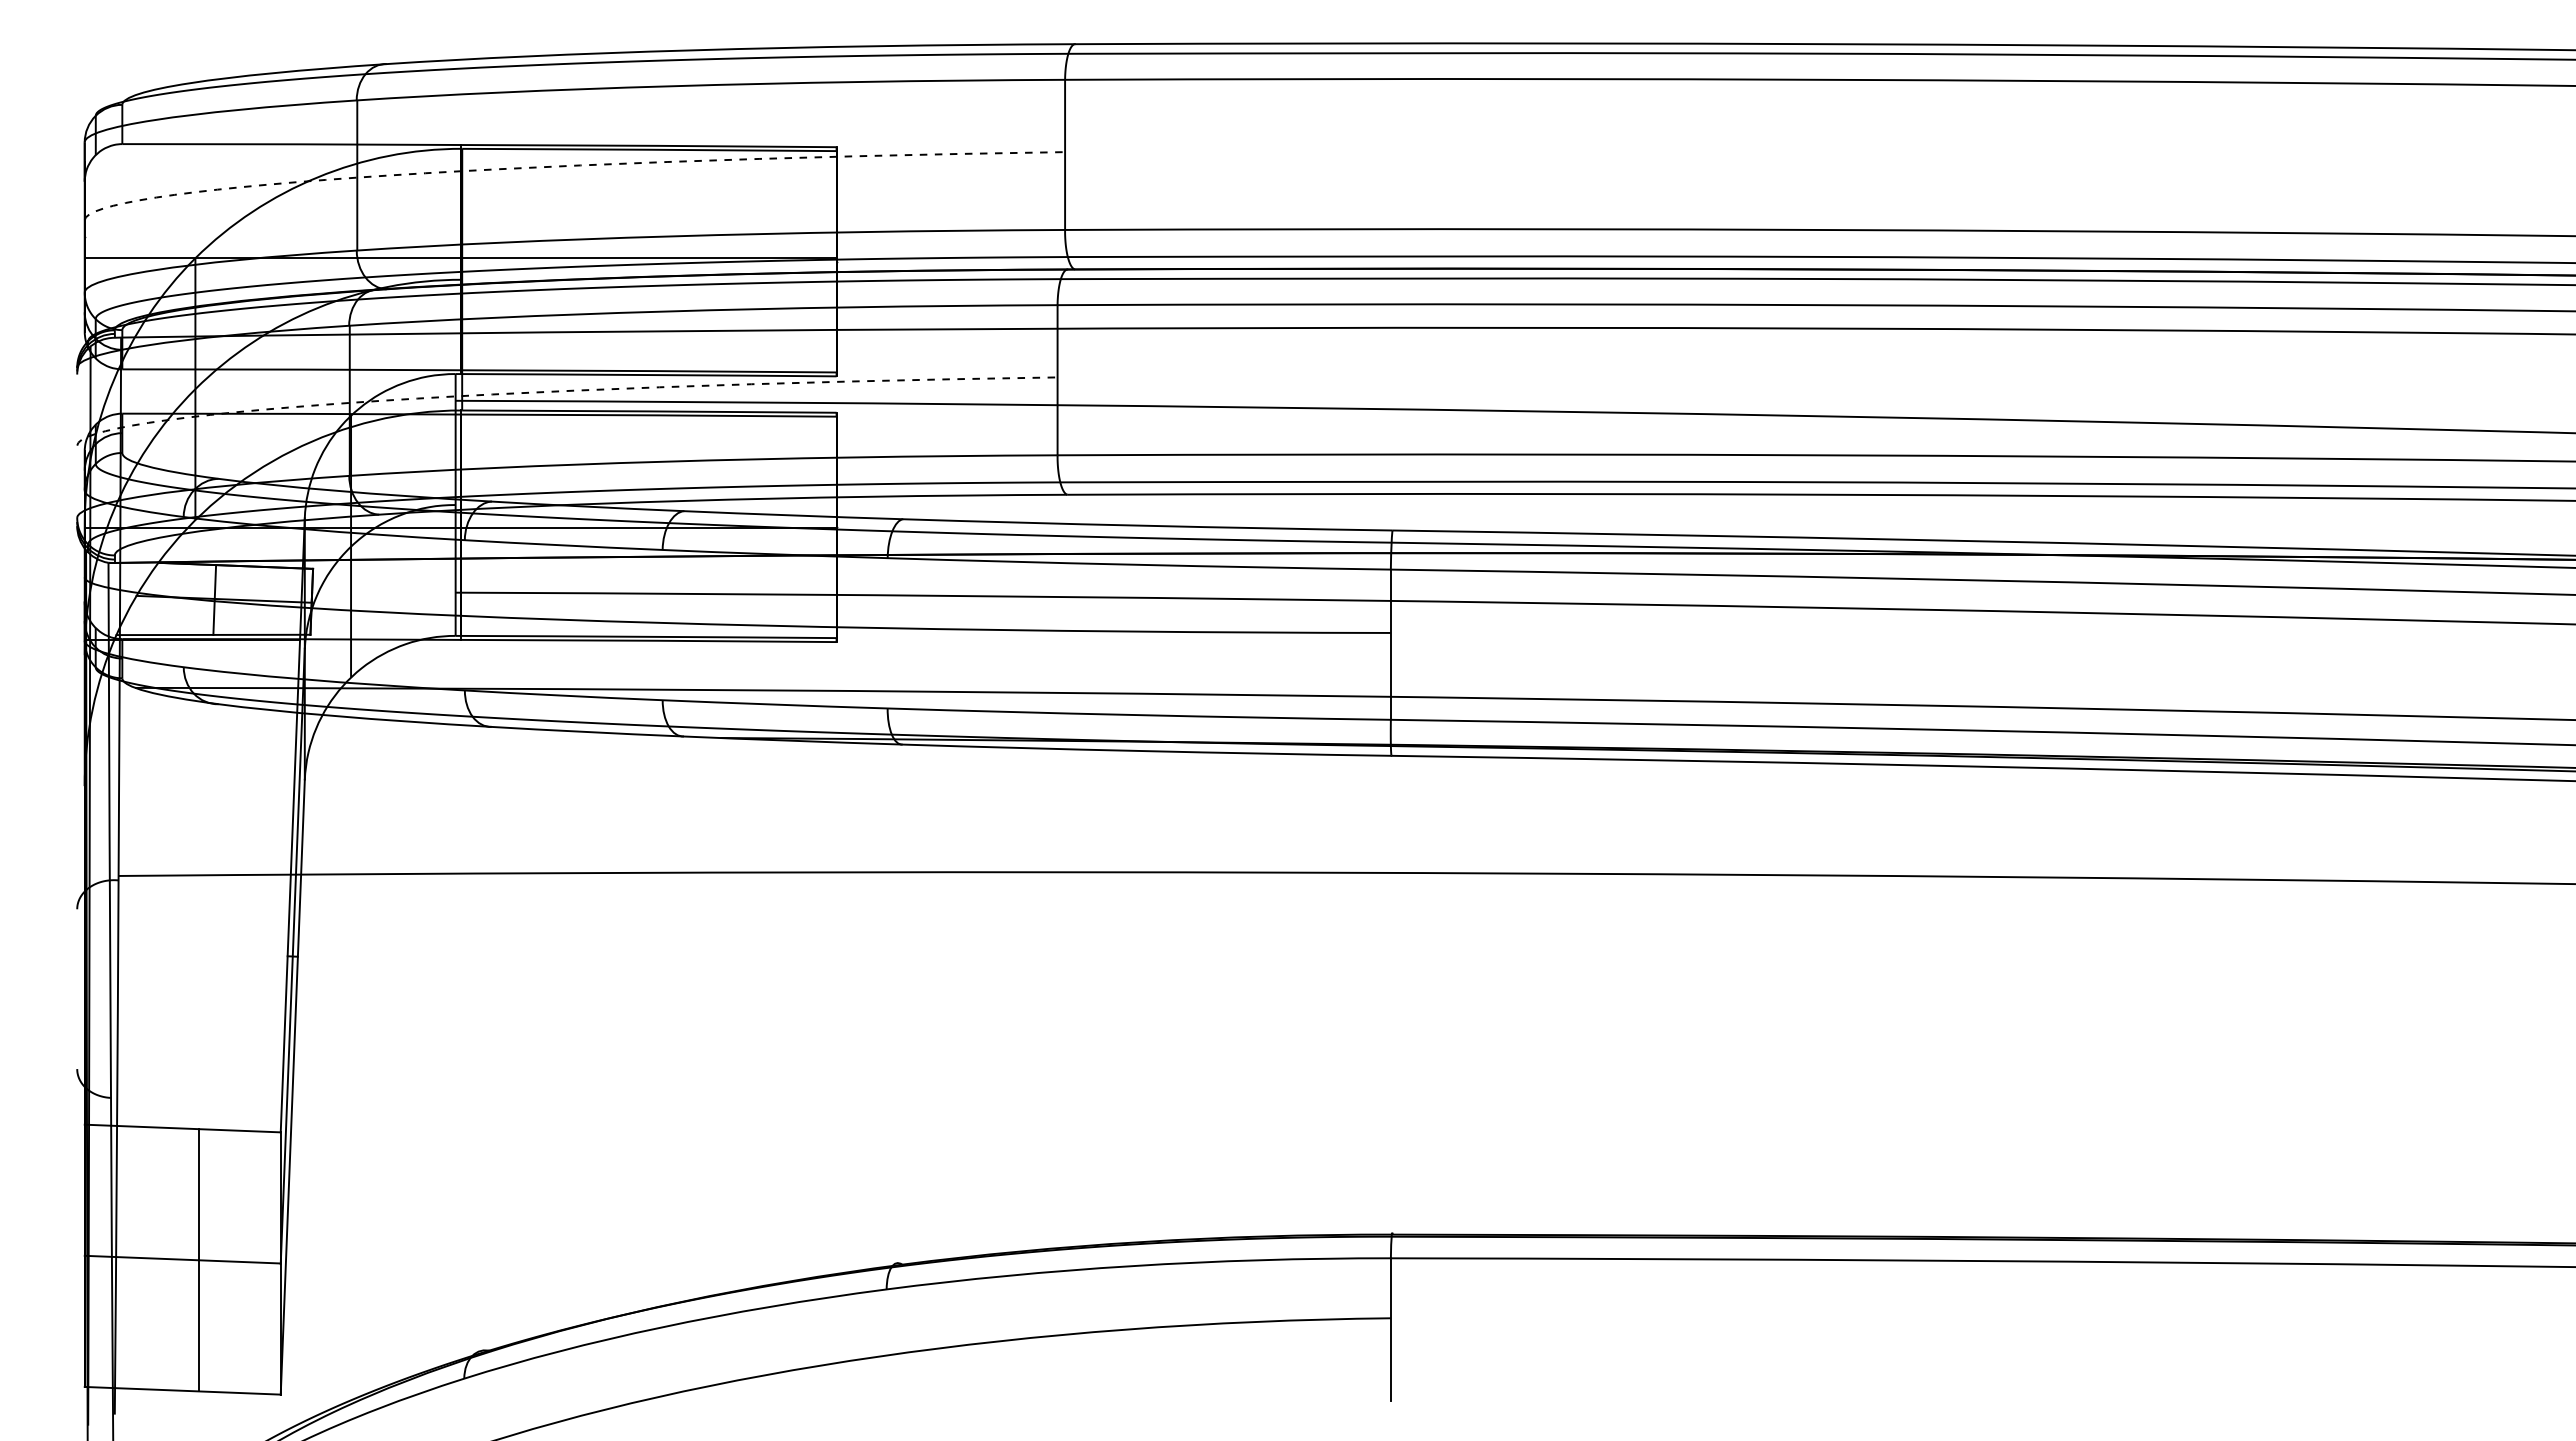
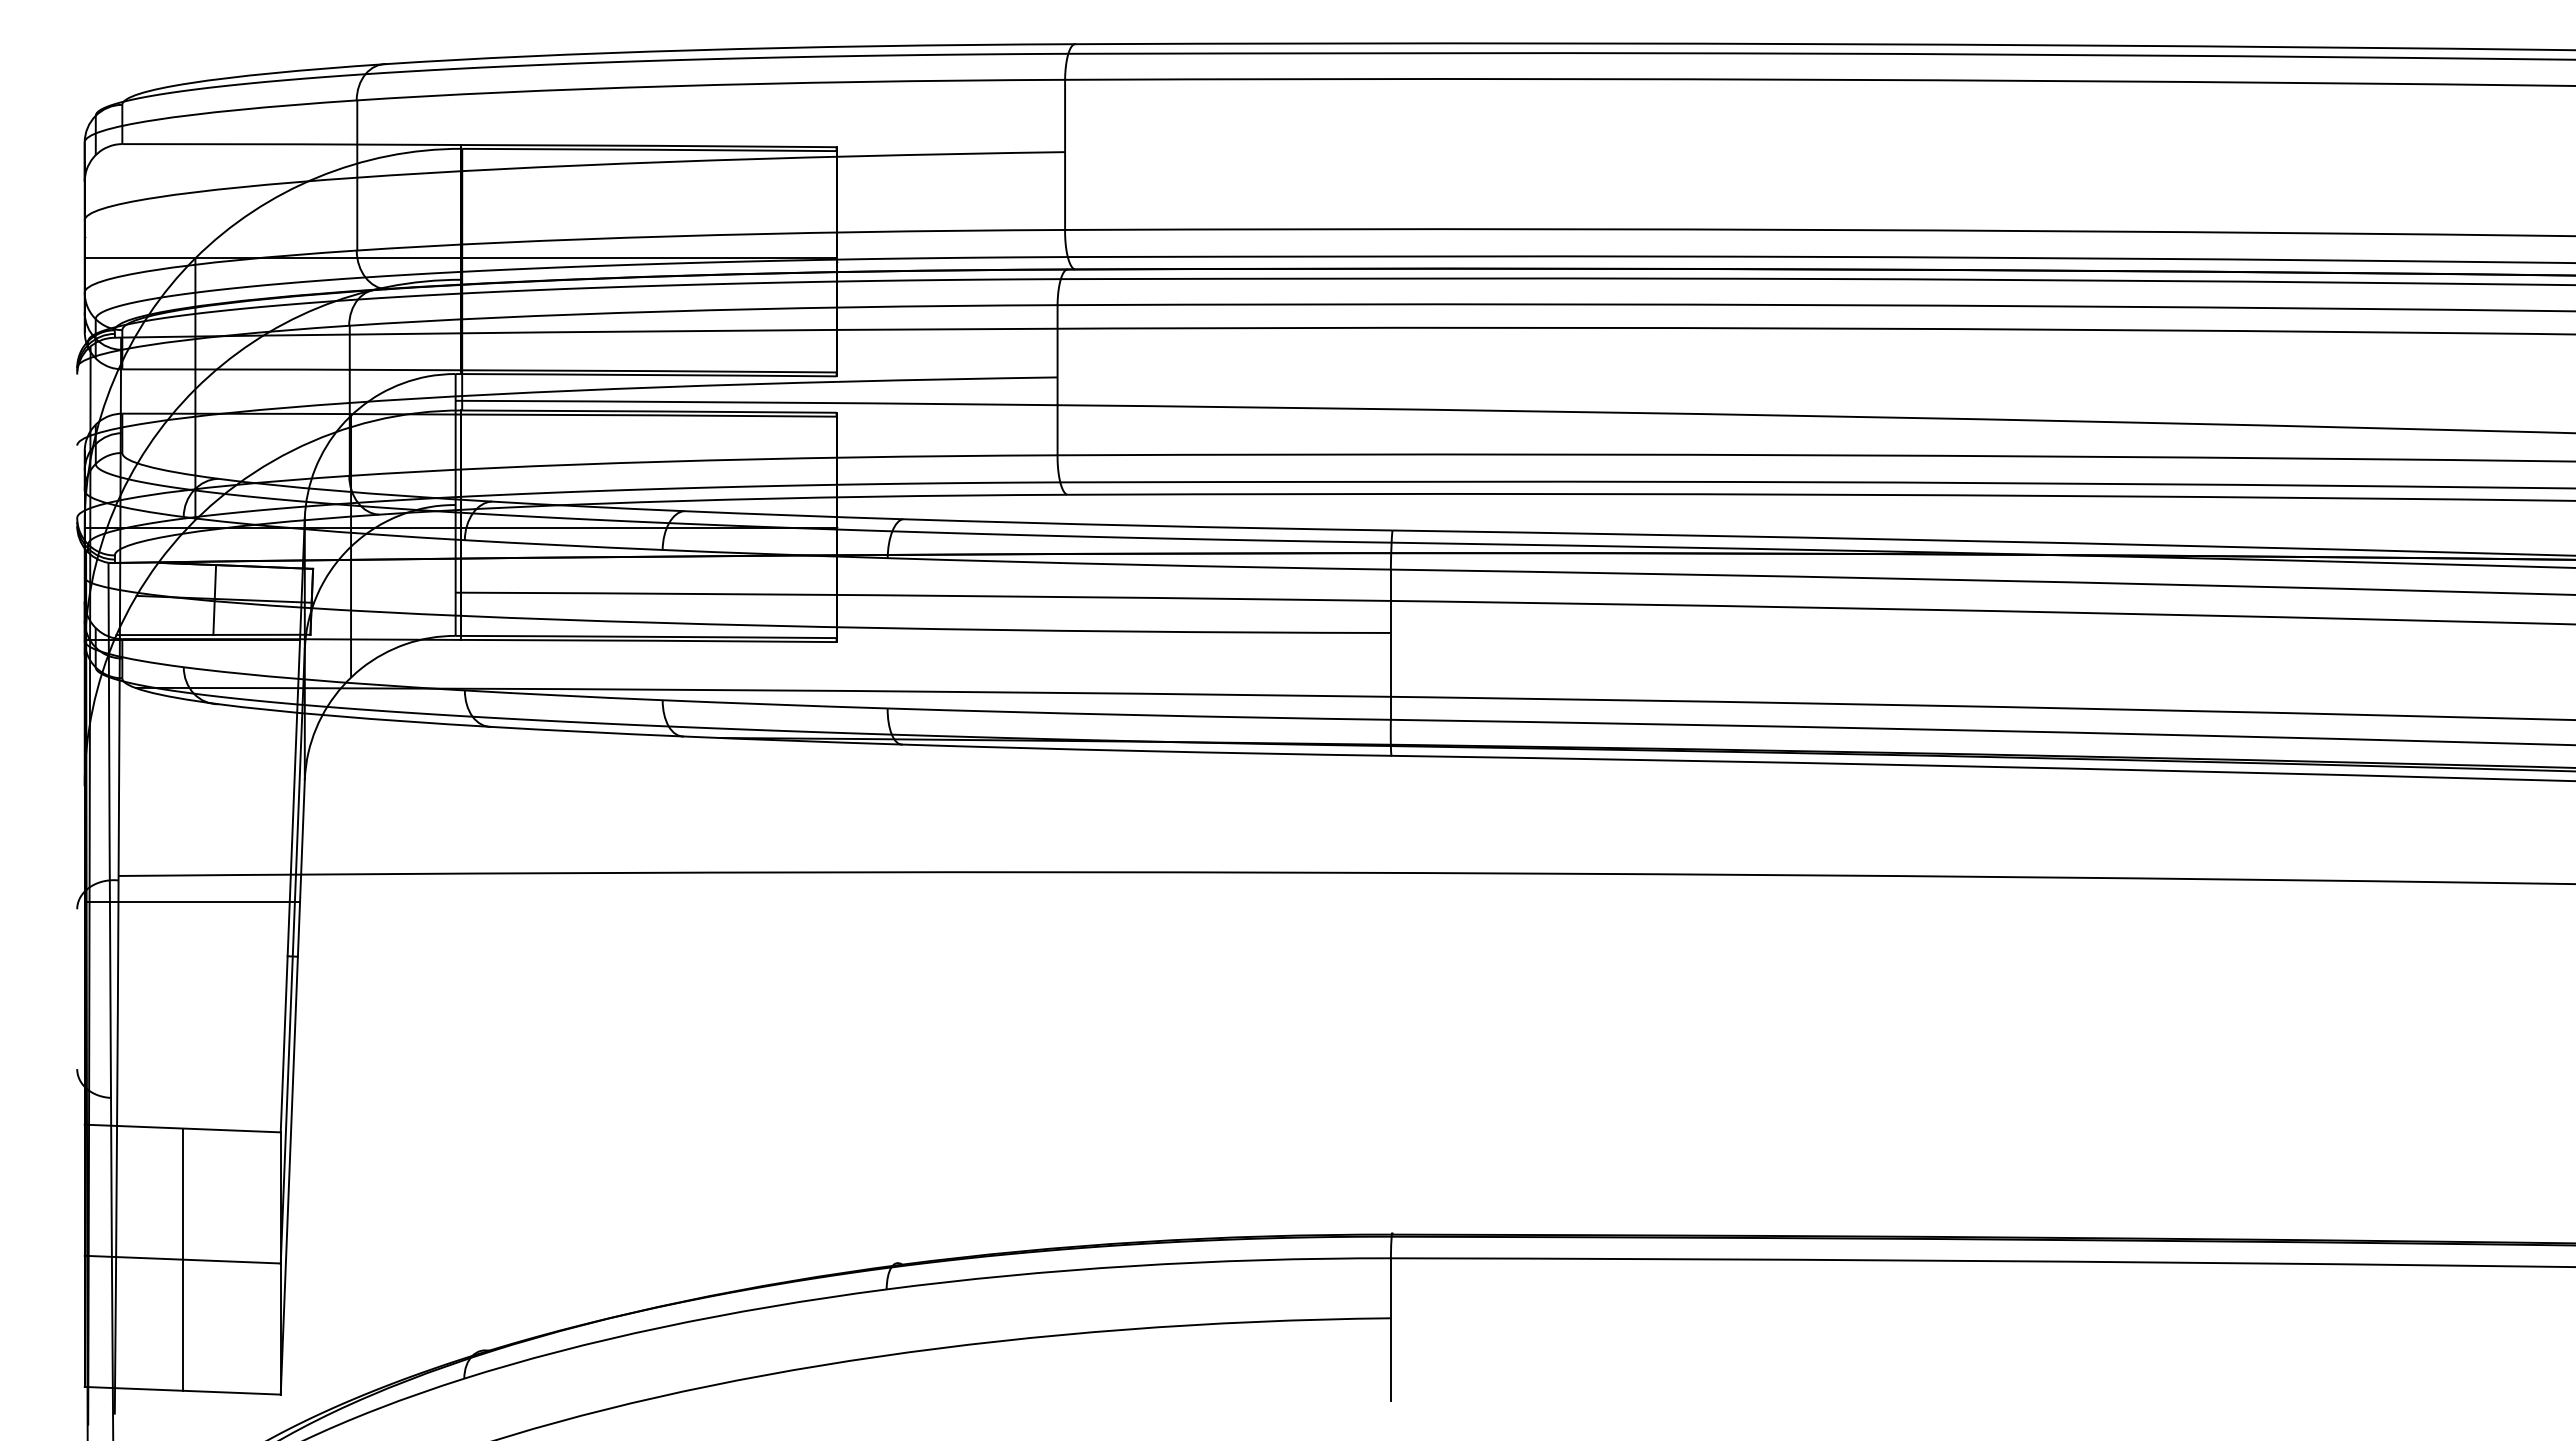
arc: dashed -> solid (551, 166)
arc: dashed -> solid (543, 392)
line: none -> present (192, 902)
line position: (198, 1259) -> (182, 1259) (182, 1259)
